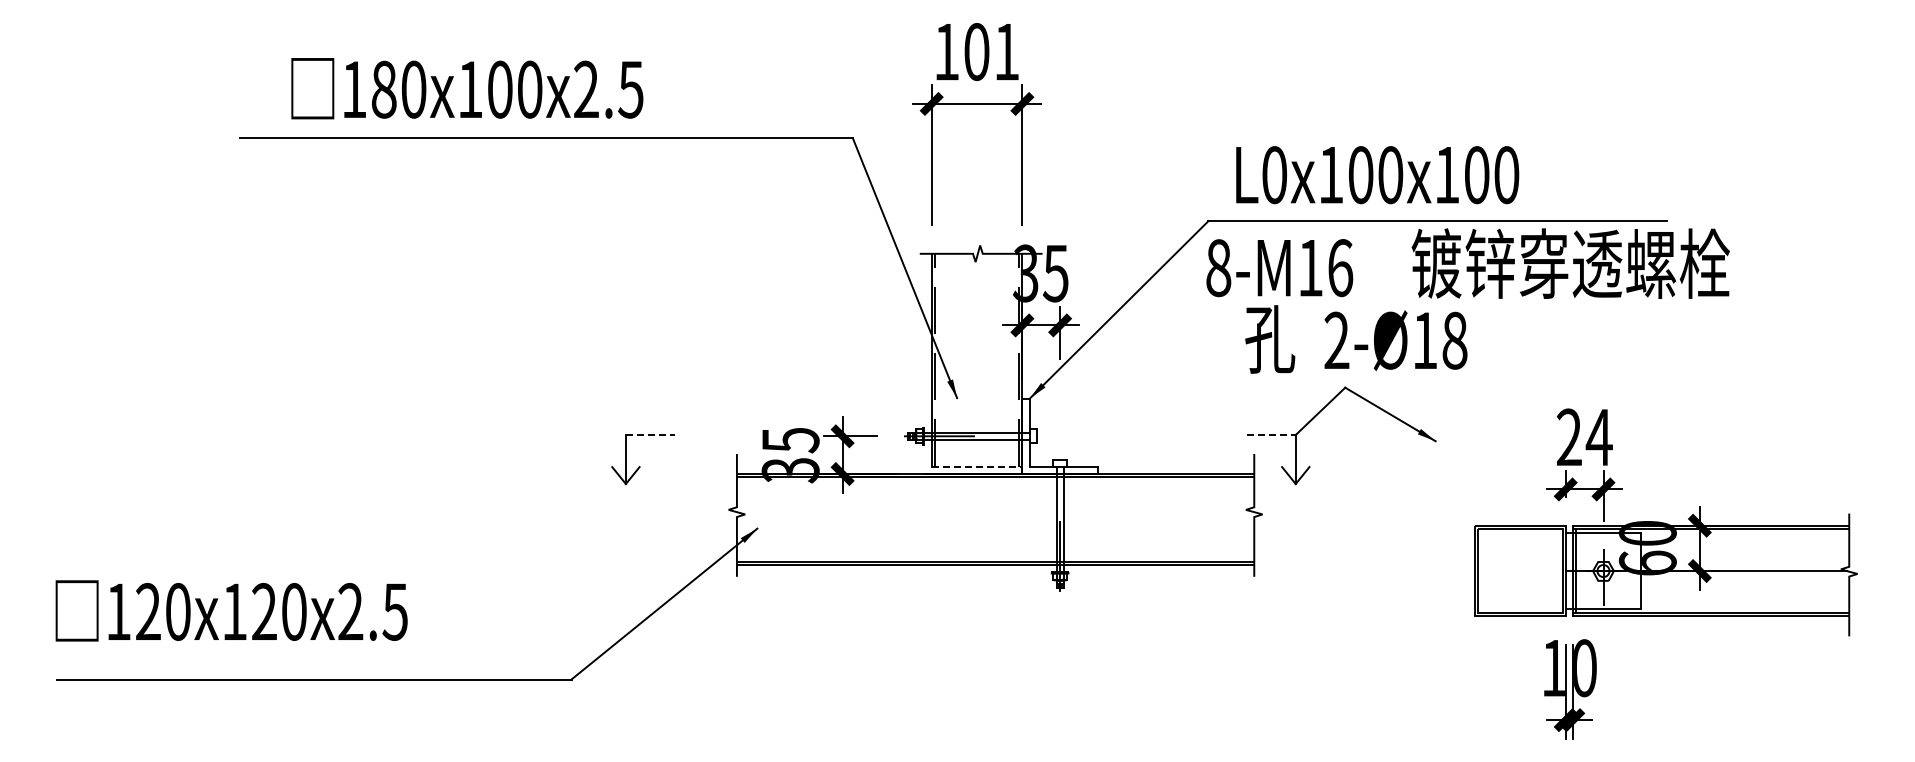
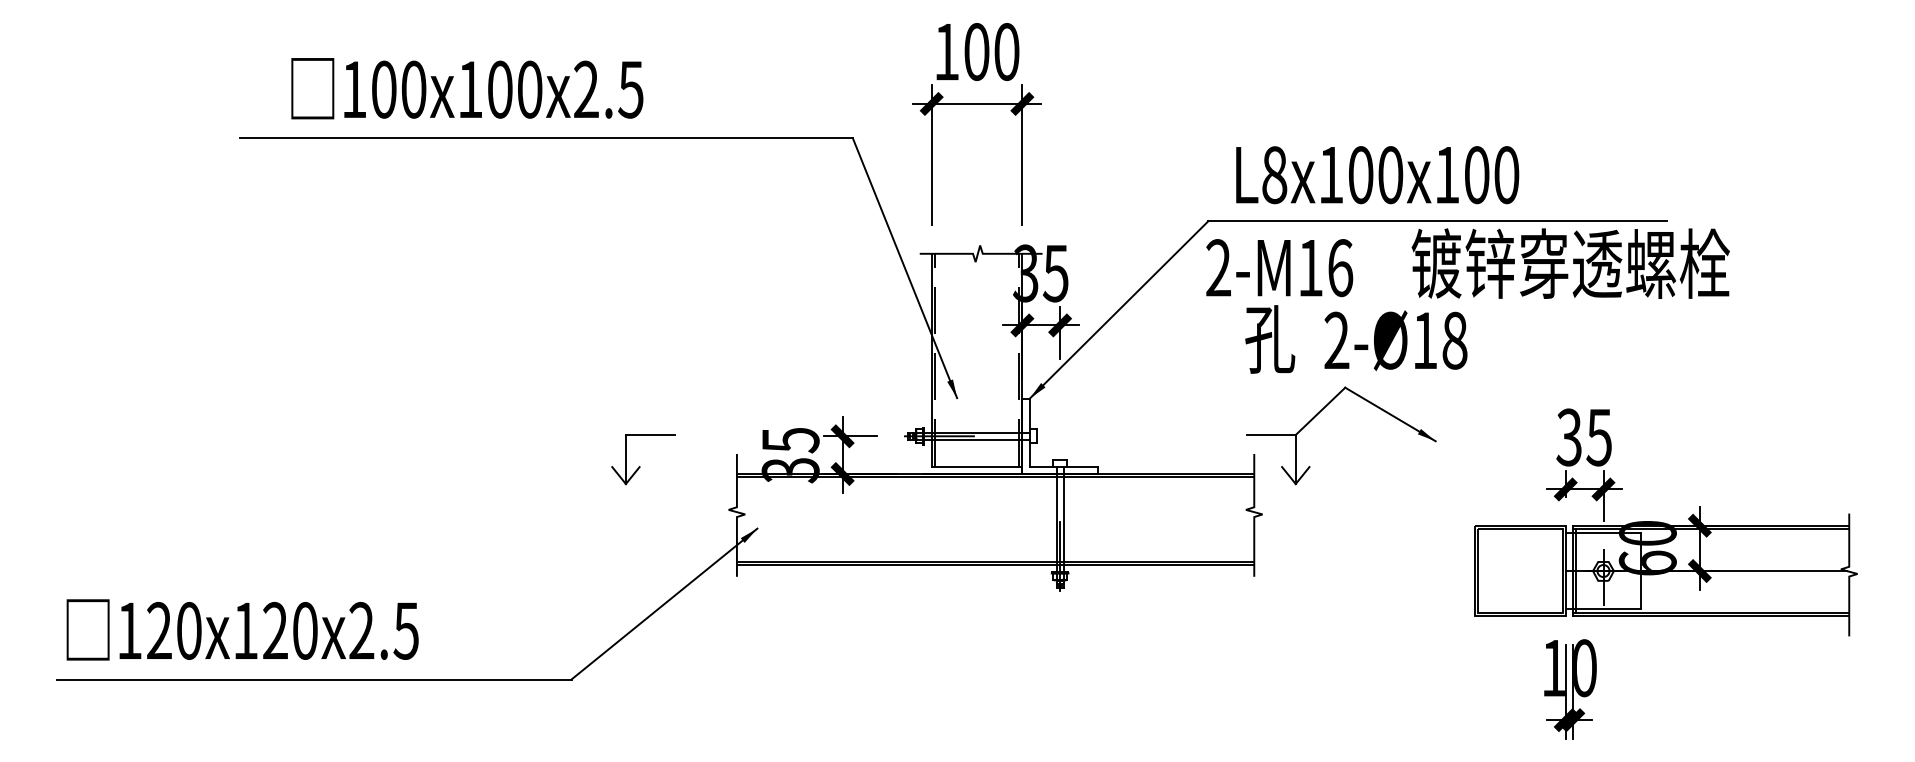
text: 101 -> 100 (1006, 51)
text: 180x100x2.5 -> 100x100x2.5 (384, 89)
text: L0x100x100 -> L8x100x100 (1274, 174)
text: 8-M16 -> 2-M16 (1218, 268)
line: dashed -> solid (650, 434)
line: dashed -> solid (1271, 434)
text: 24 -> 35 (1584, 437)
line: dashed -> solid (977, 466)
text position: (231, 610) -> (242, 629) (242, 629)
